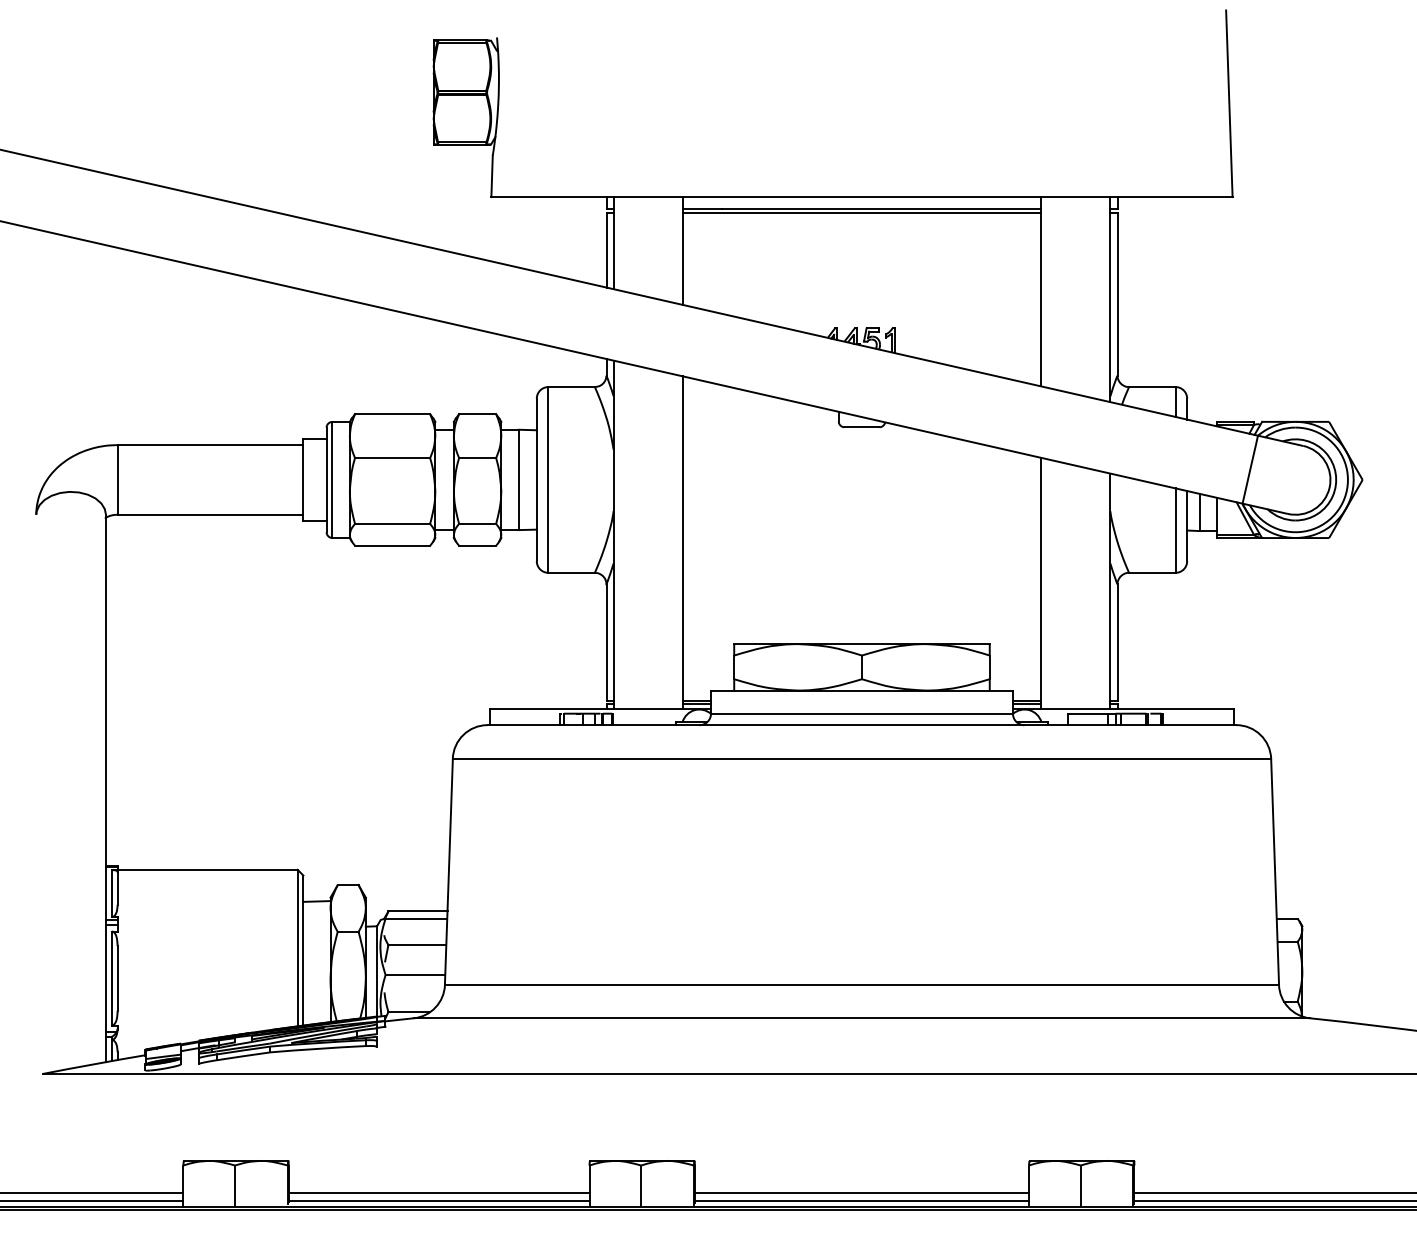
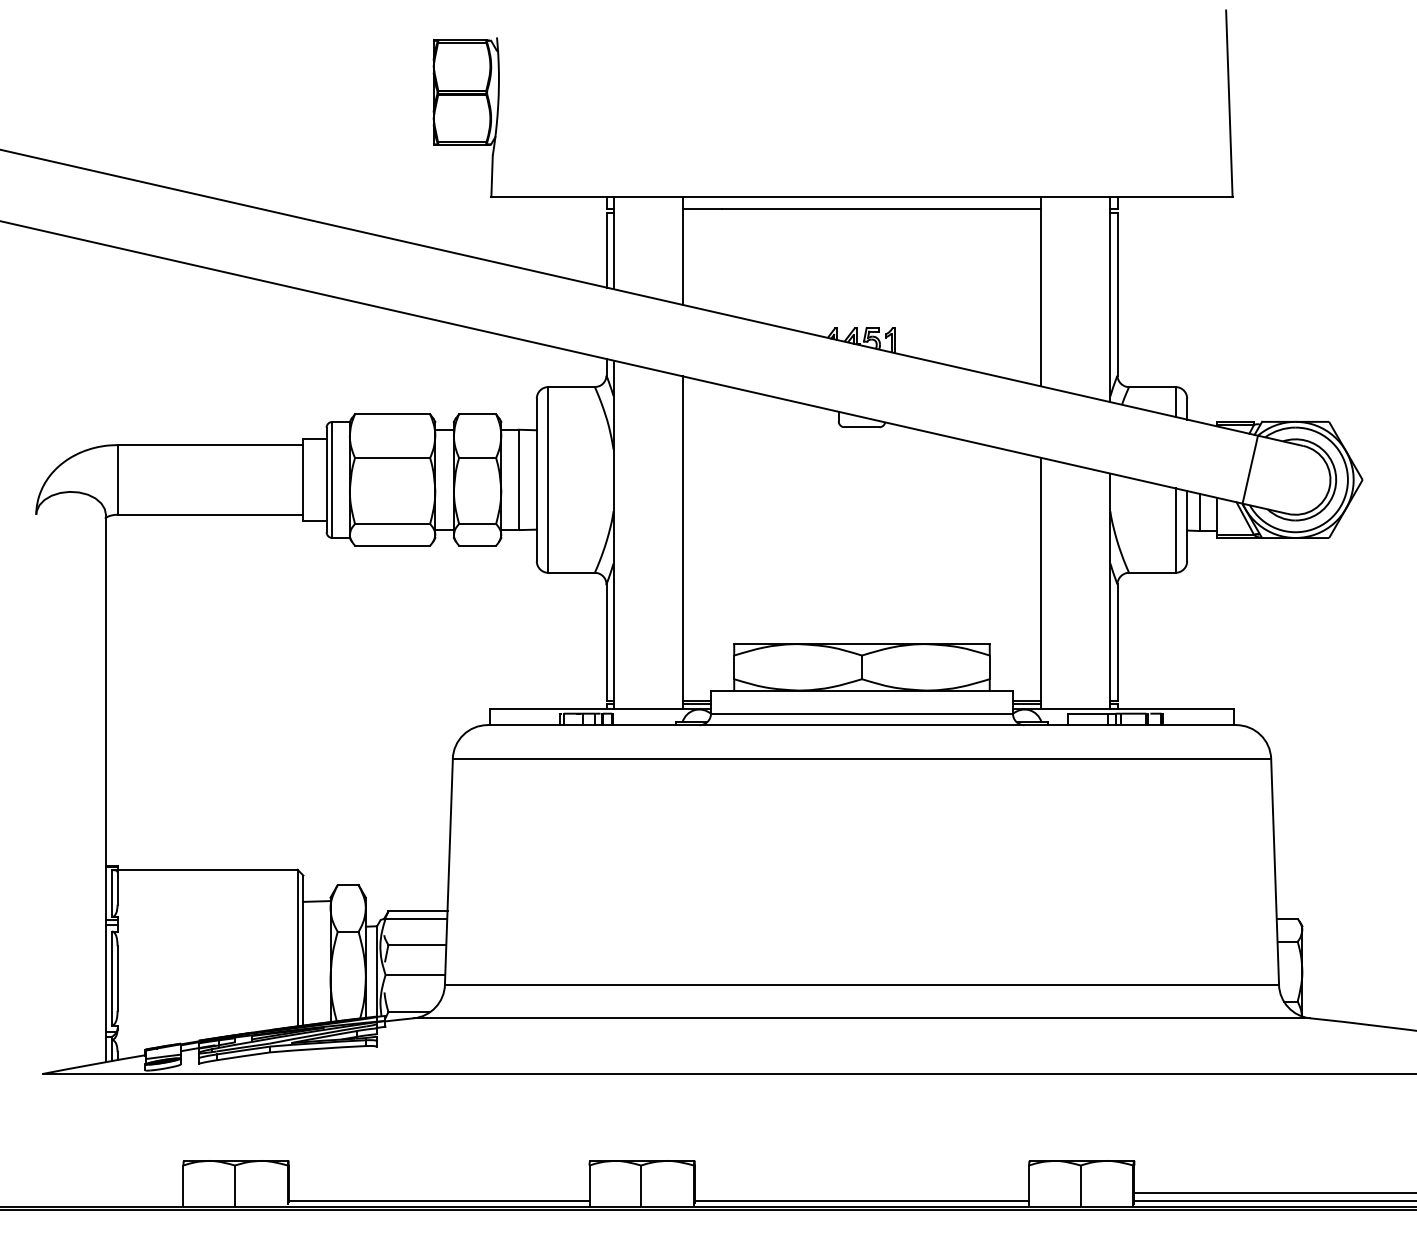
line: present -> none (861, 212)
line: present -> none (92, 1192)
line: present -> none (438, 1192)
line: present -> none (861, 1192)
line: present -> none (92, 1201)
